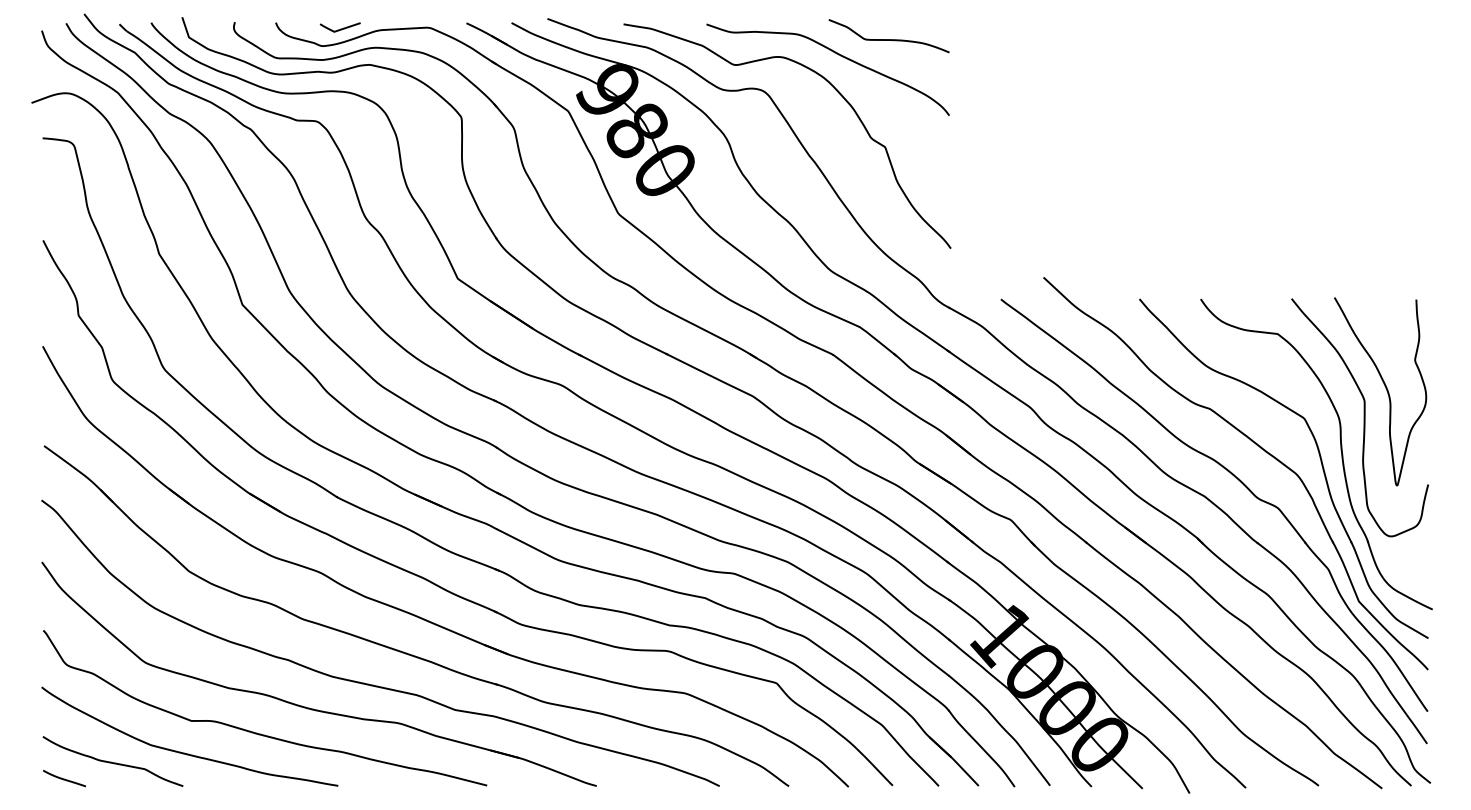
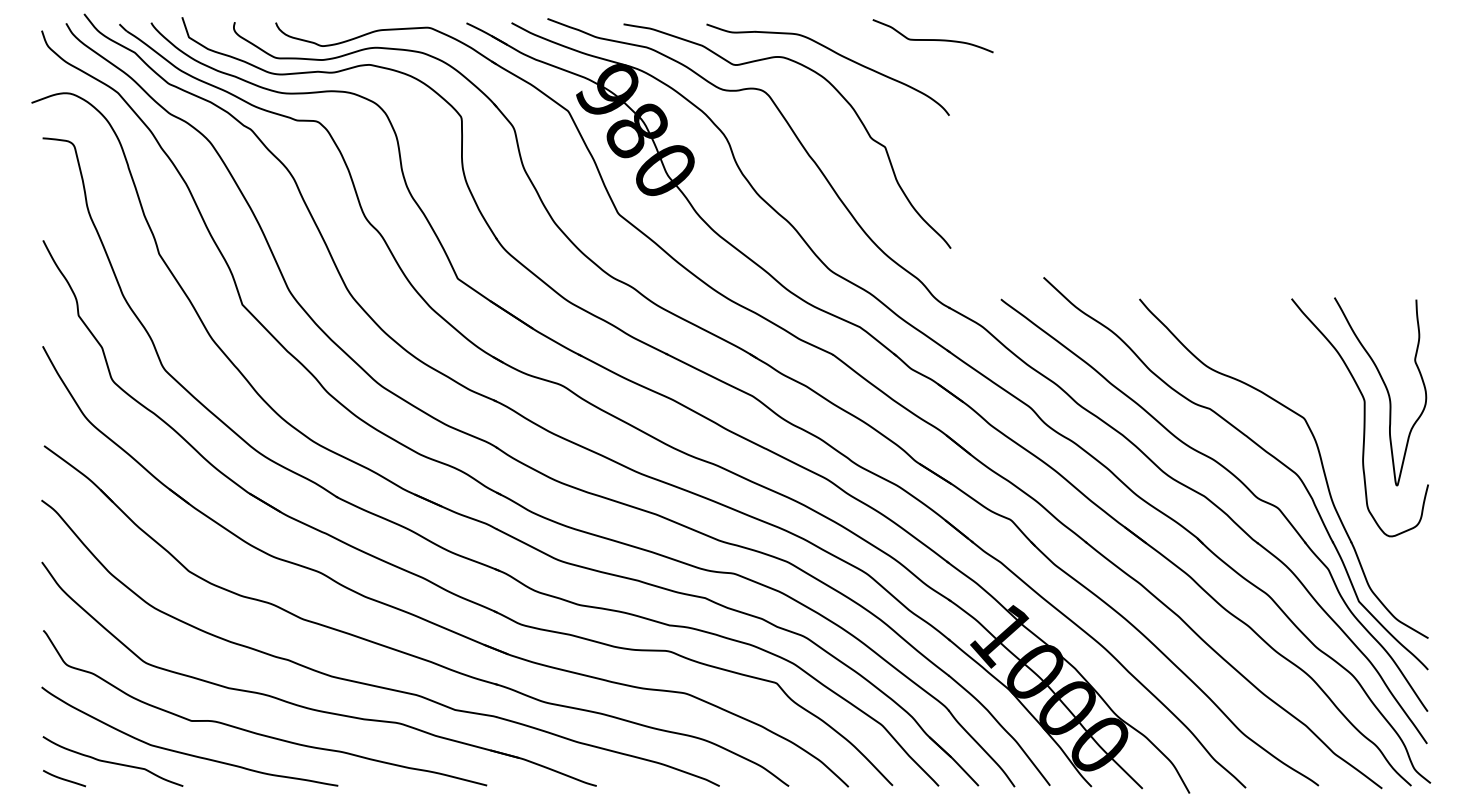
curve: present -> none (340, 28)
curve position: (888, 39) -> (932, 39) (932, 39)
part: present -> none (1340, 450)
